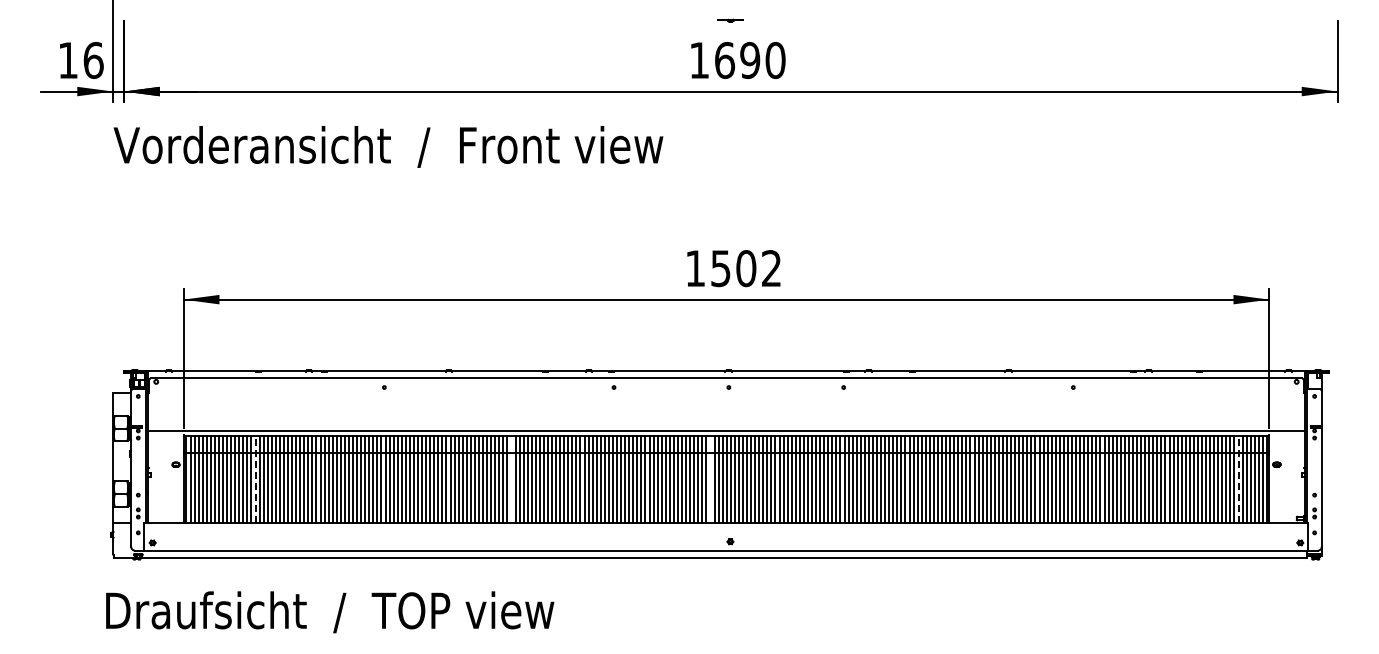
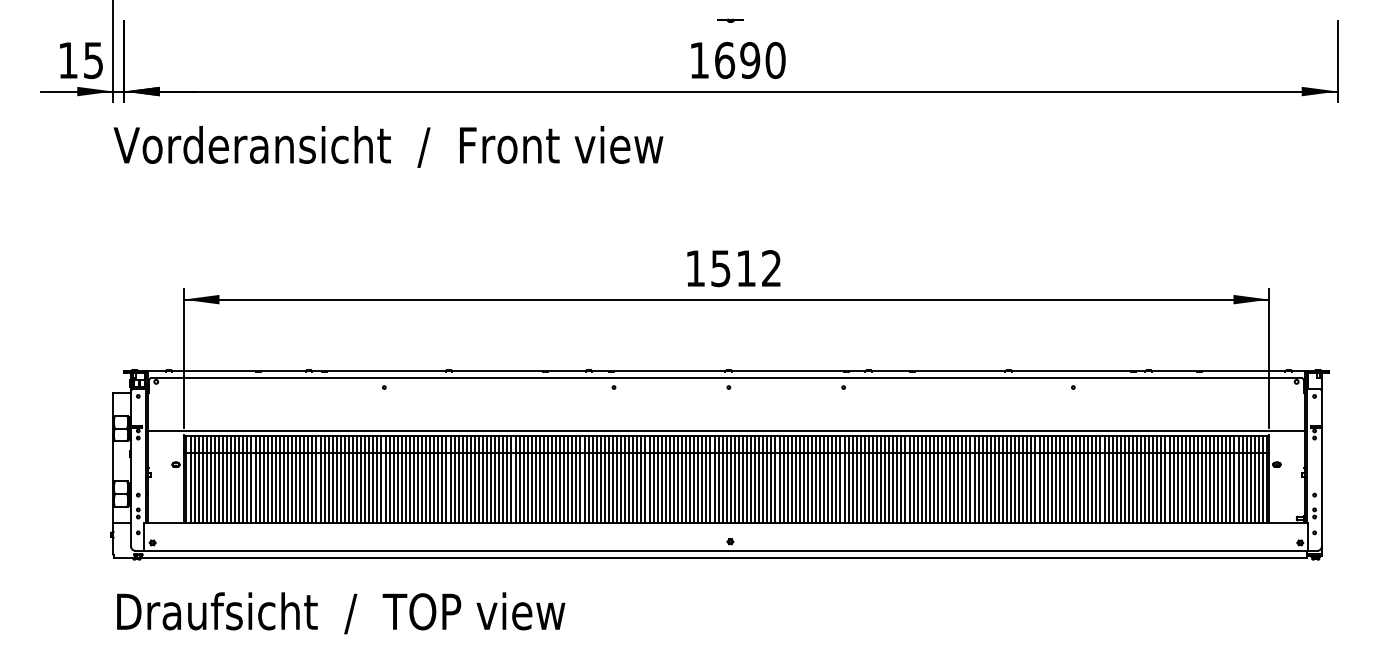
text: 16 -> 15 (93, 60)
text: 1502 -> 1512 (746, 268)
line: dashed -> solid (255, 478)
line: none -> present (511, 478)
line: none -> present (710, 478)
line: dashed -> solid (1238, 478)
text position: (330, 612) -> (341, 613) (341, 613)
